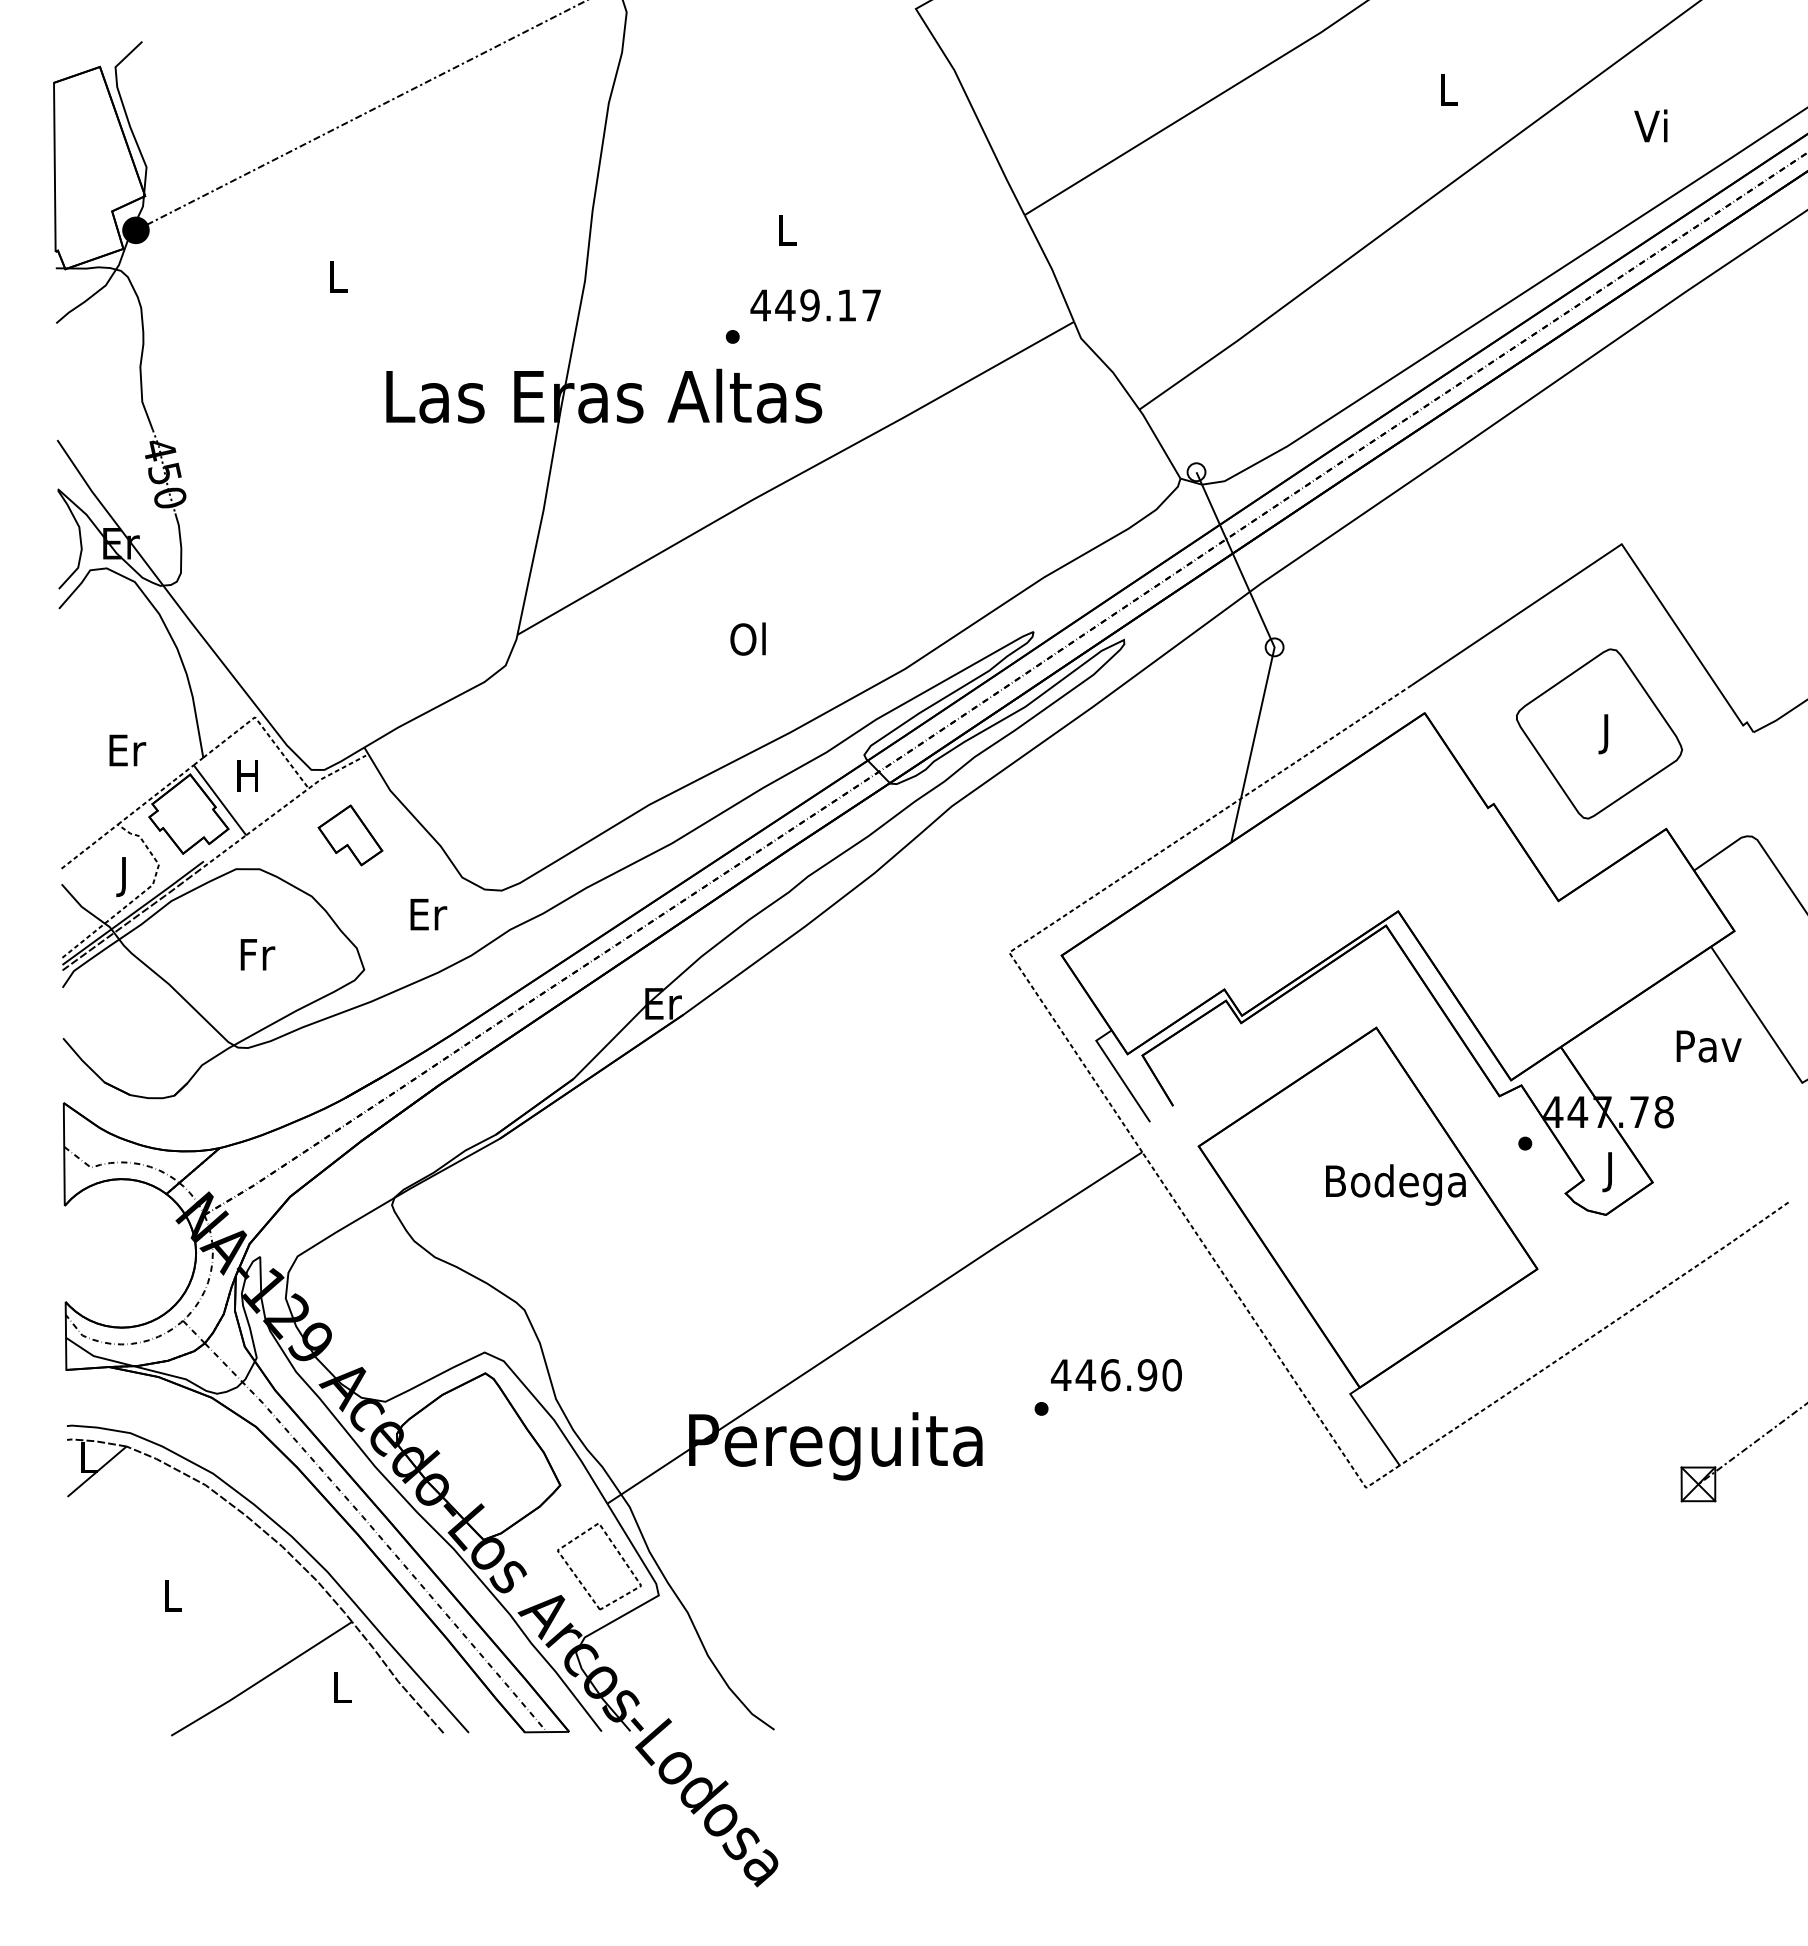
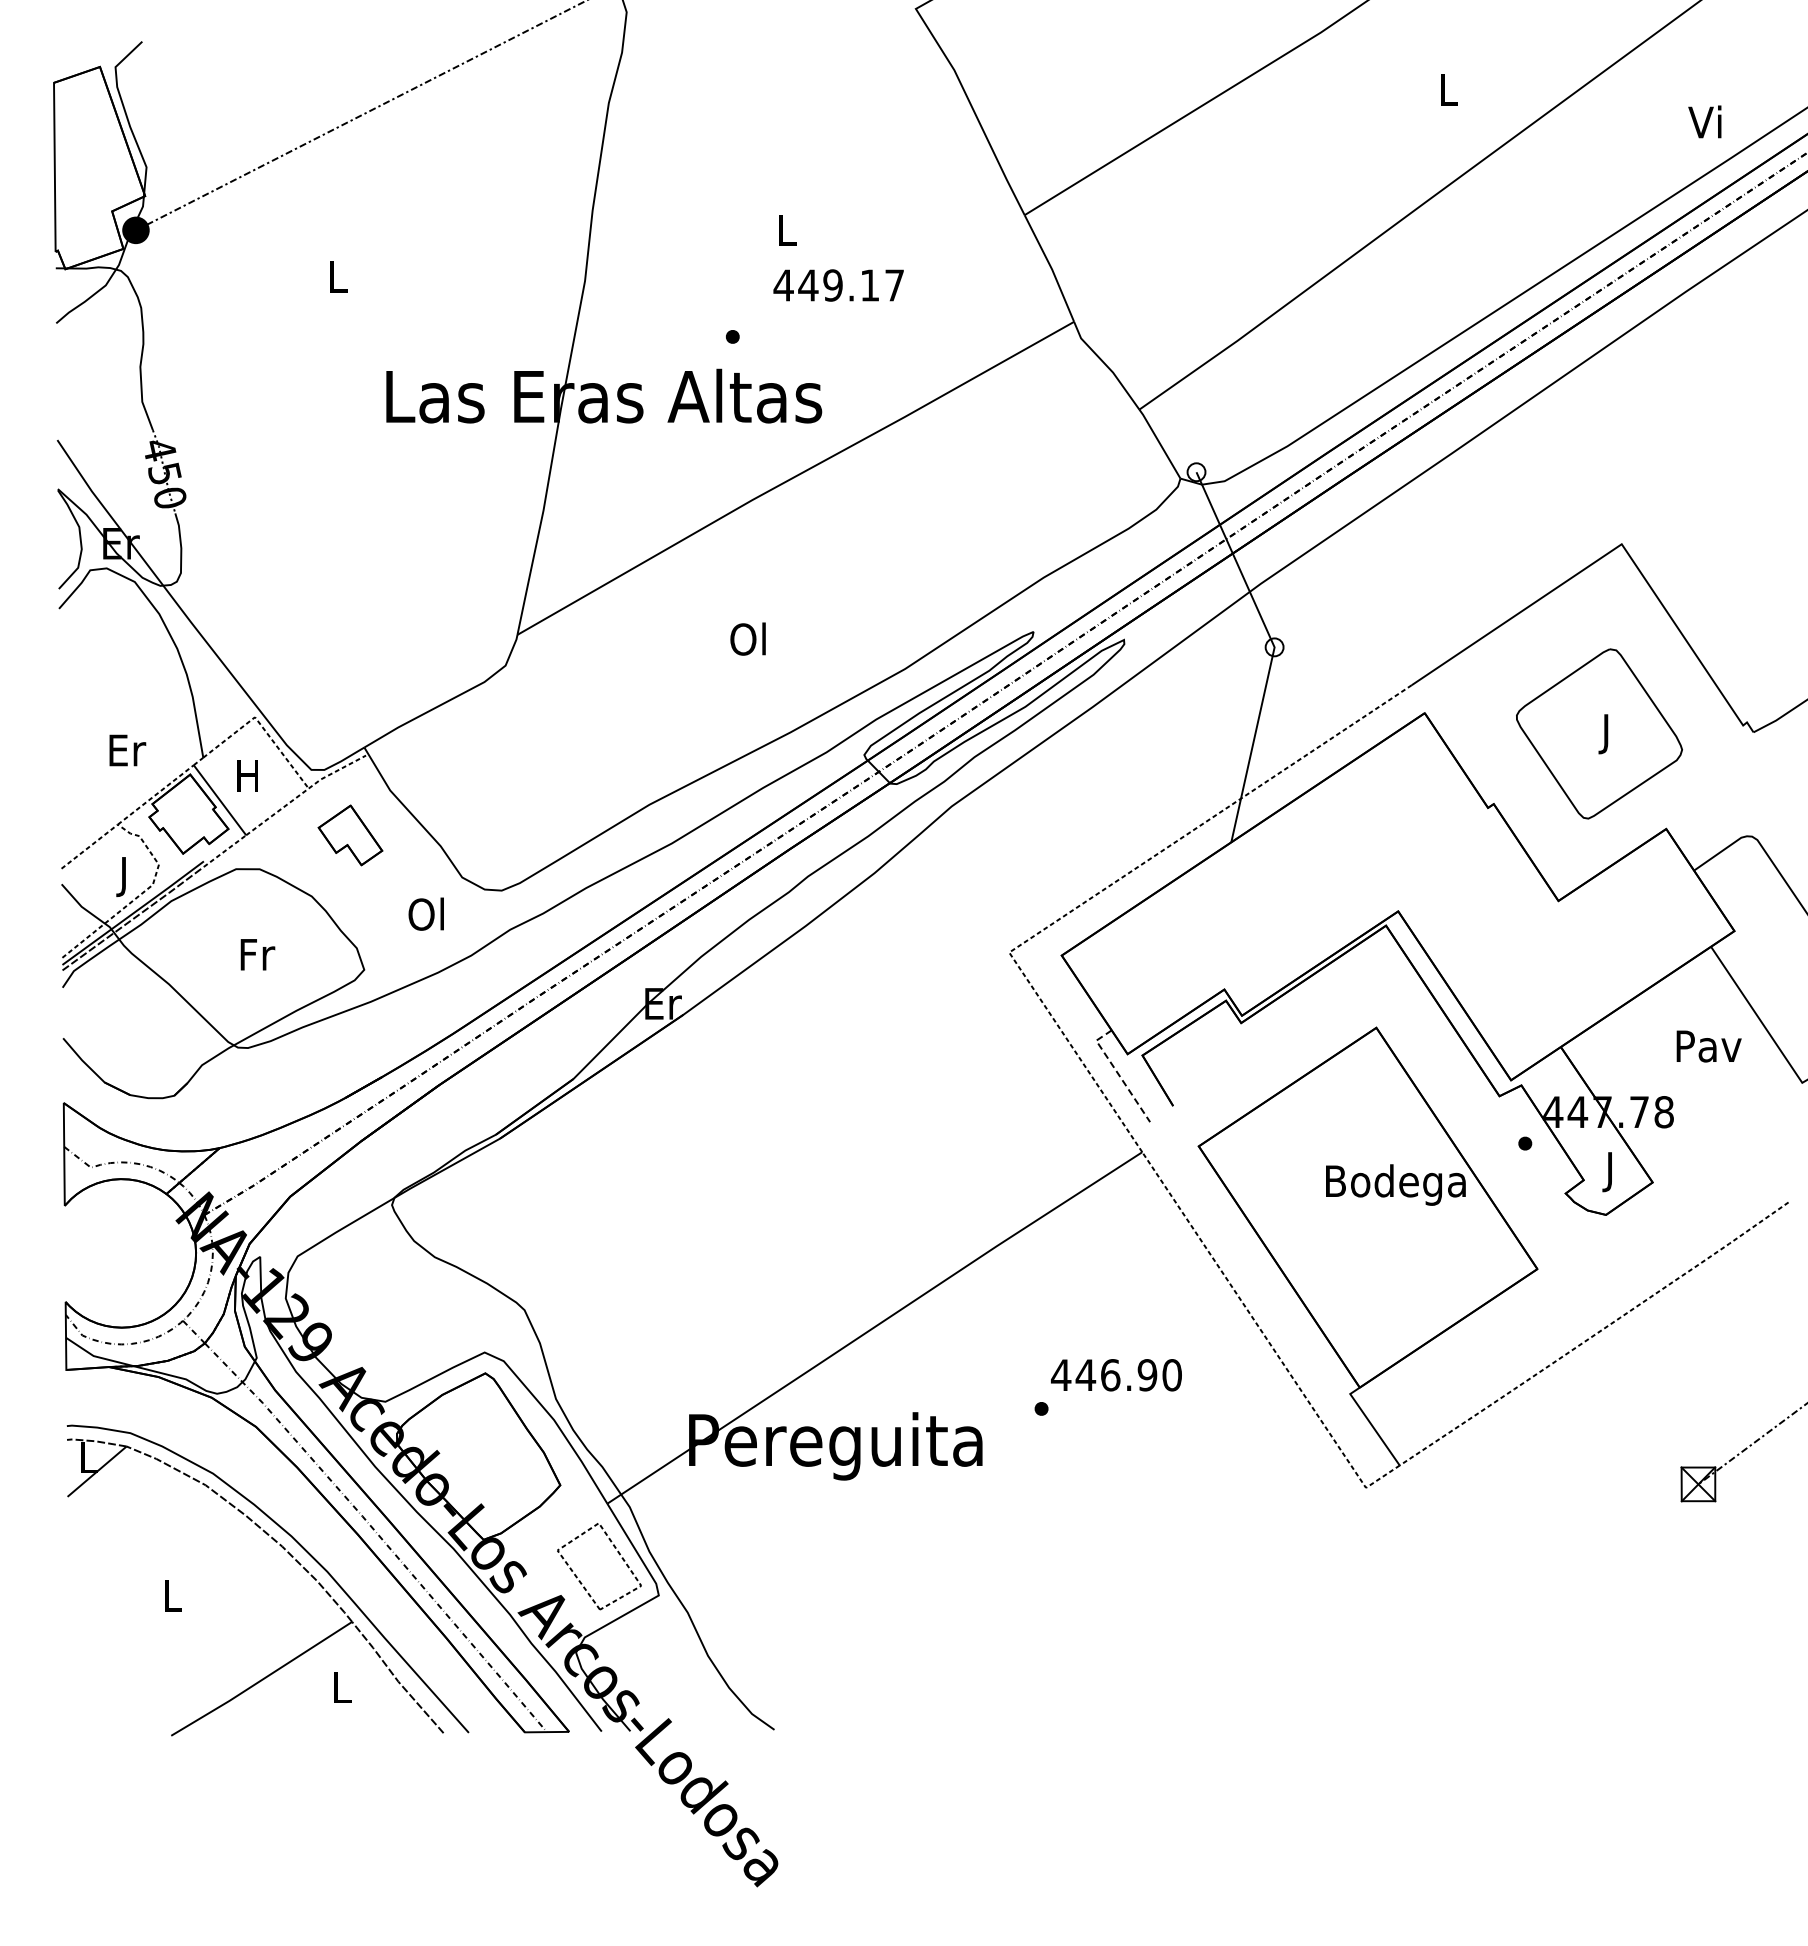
text position: (1650, 125) -> (1704, 121) (1704, 121)
text position: (815, 305) -> (838, 285) (838, 285)
text: Er -> Ol (427, 913)
line: solid -> dashed (1117, 1073)
